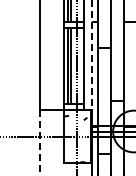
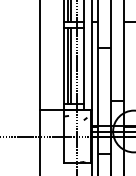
line: dashed -> solid (92, 55)
line: dashed -> solid (39, 143)
